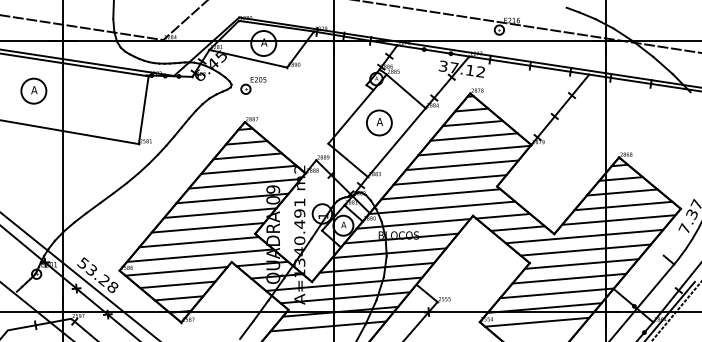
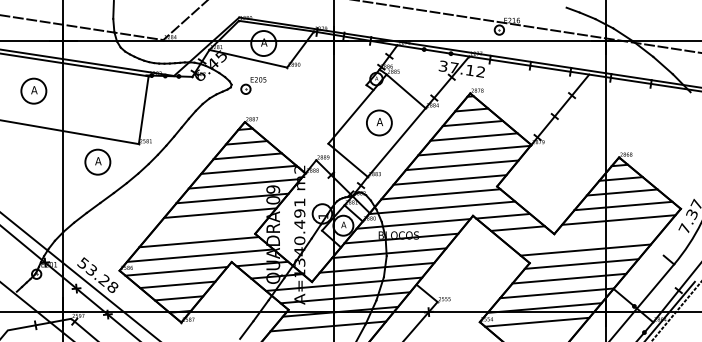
part: none -> present (97, 161)
line: present -> none (207, 227)
line: present -> none (584, 236)
